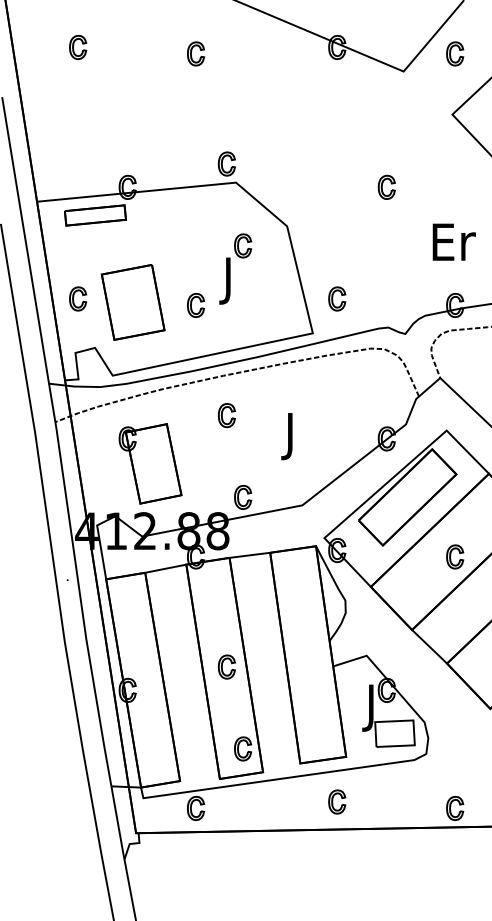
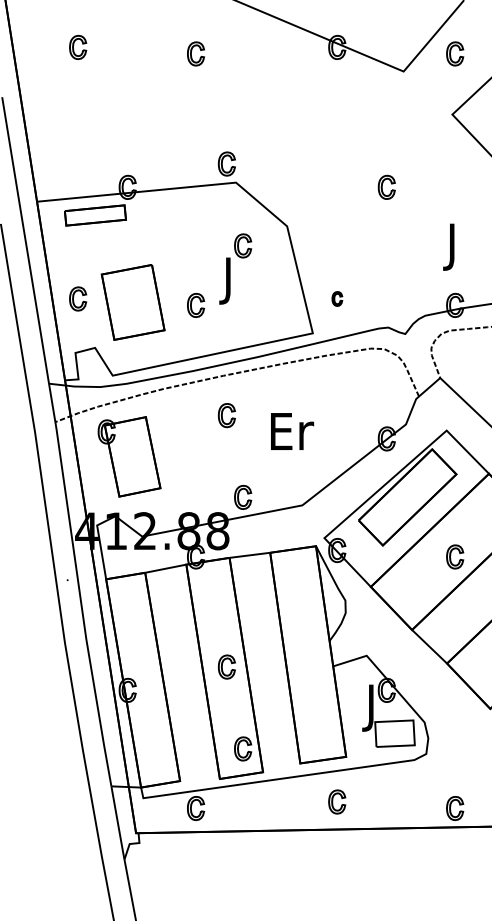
text: Er -> J (453, 246)
part size: 19x26 px -> 13x16 px (337, 298)
text: J -> Er (292, 436)
part position: (150, 463) -> (129, 456) (129, 456)
